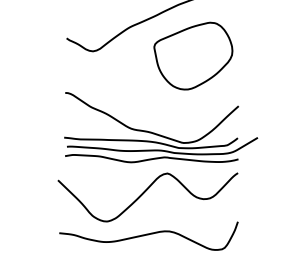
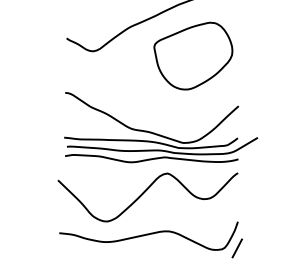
line: none -> present (236, 248)
